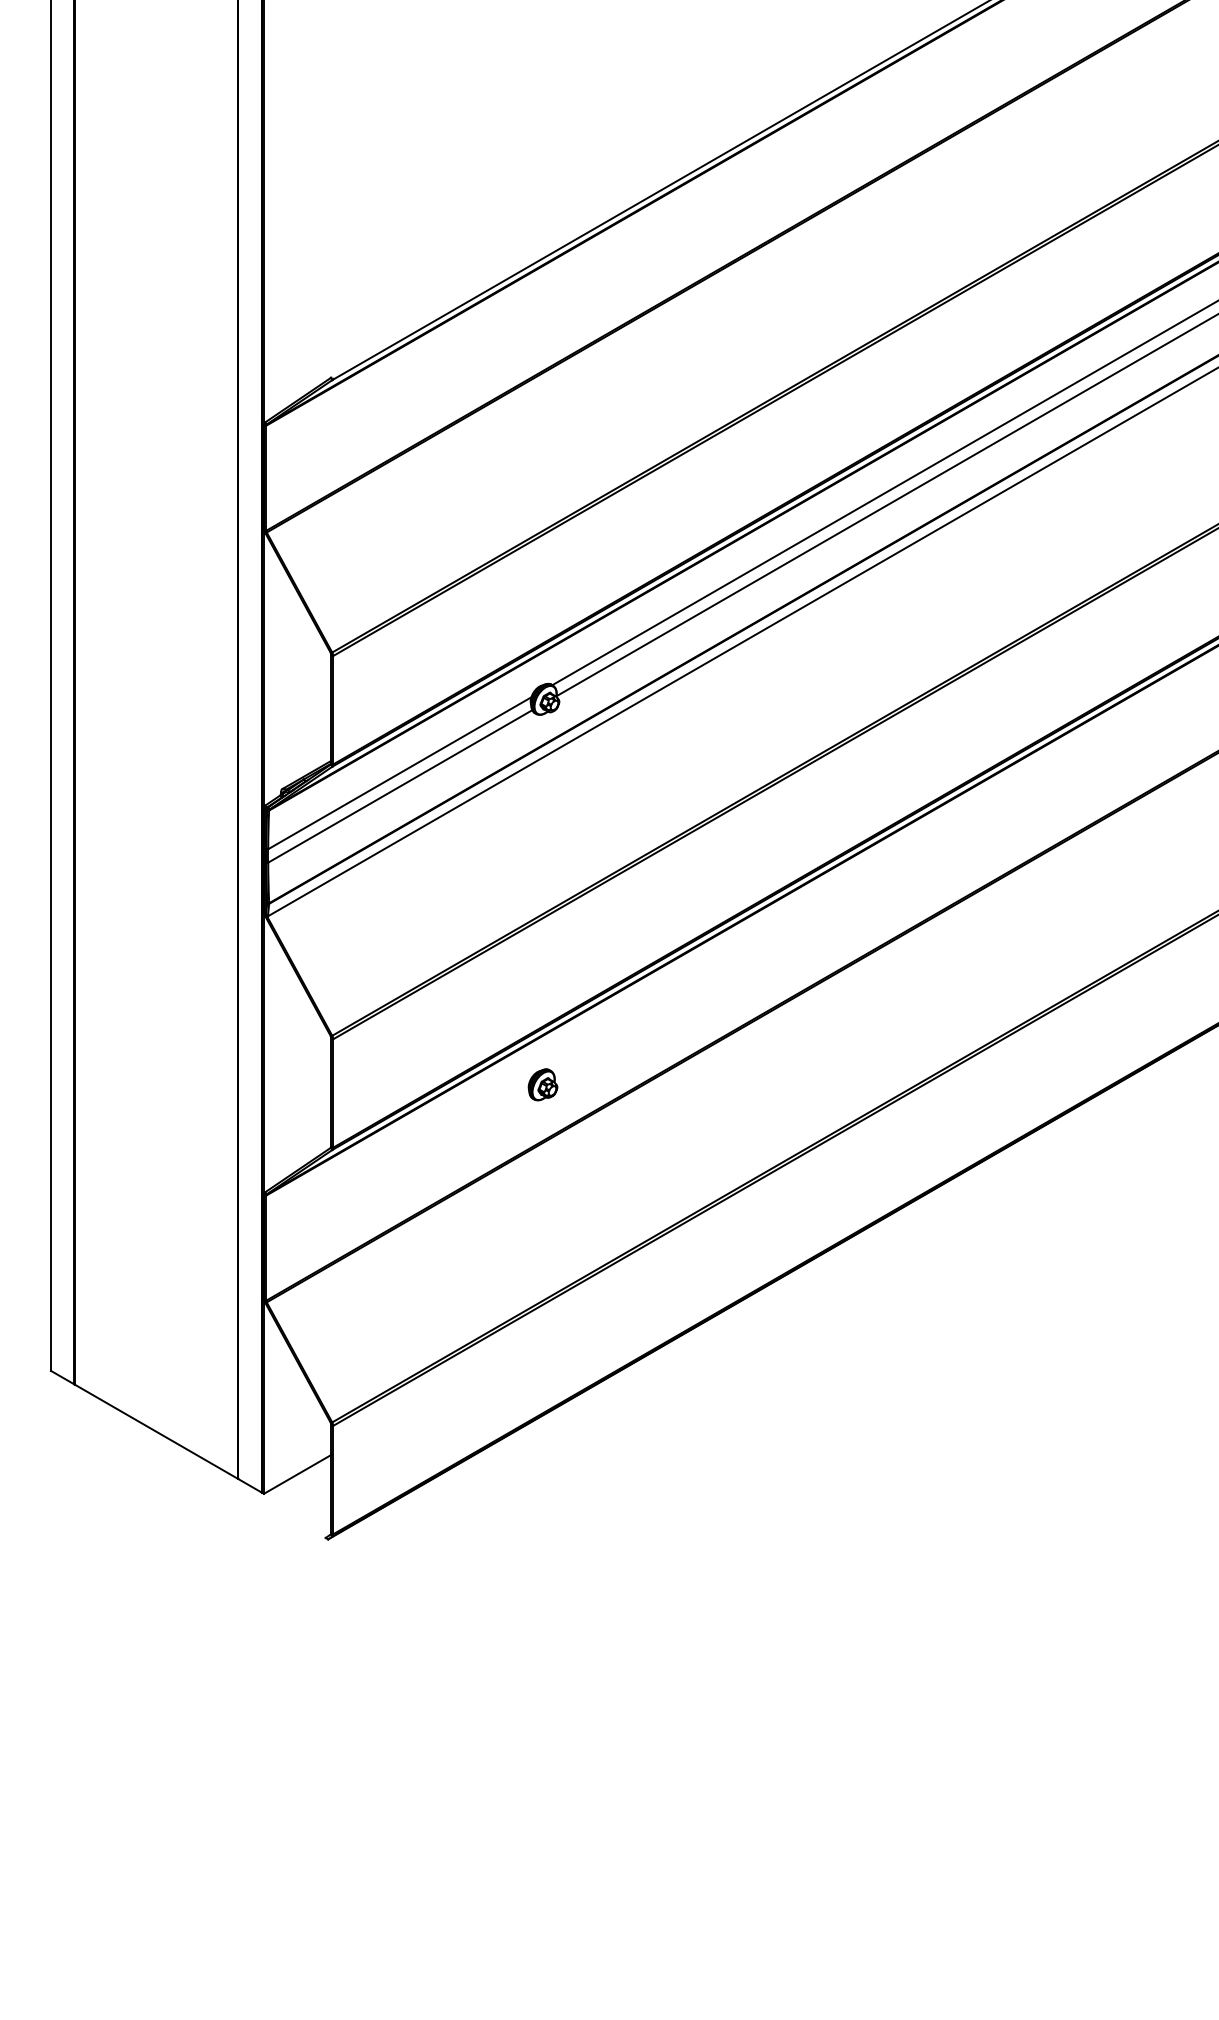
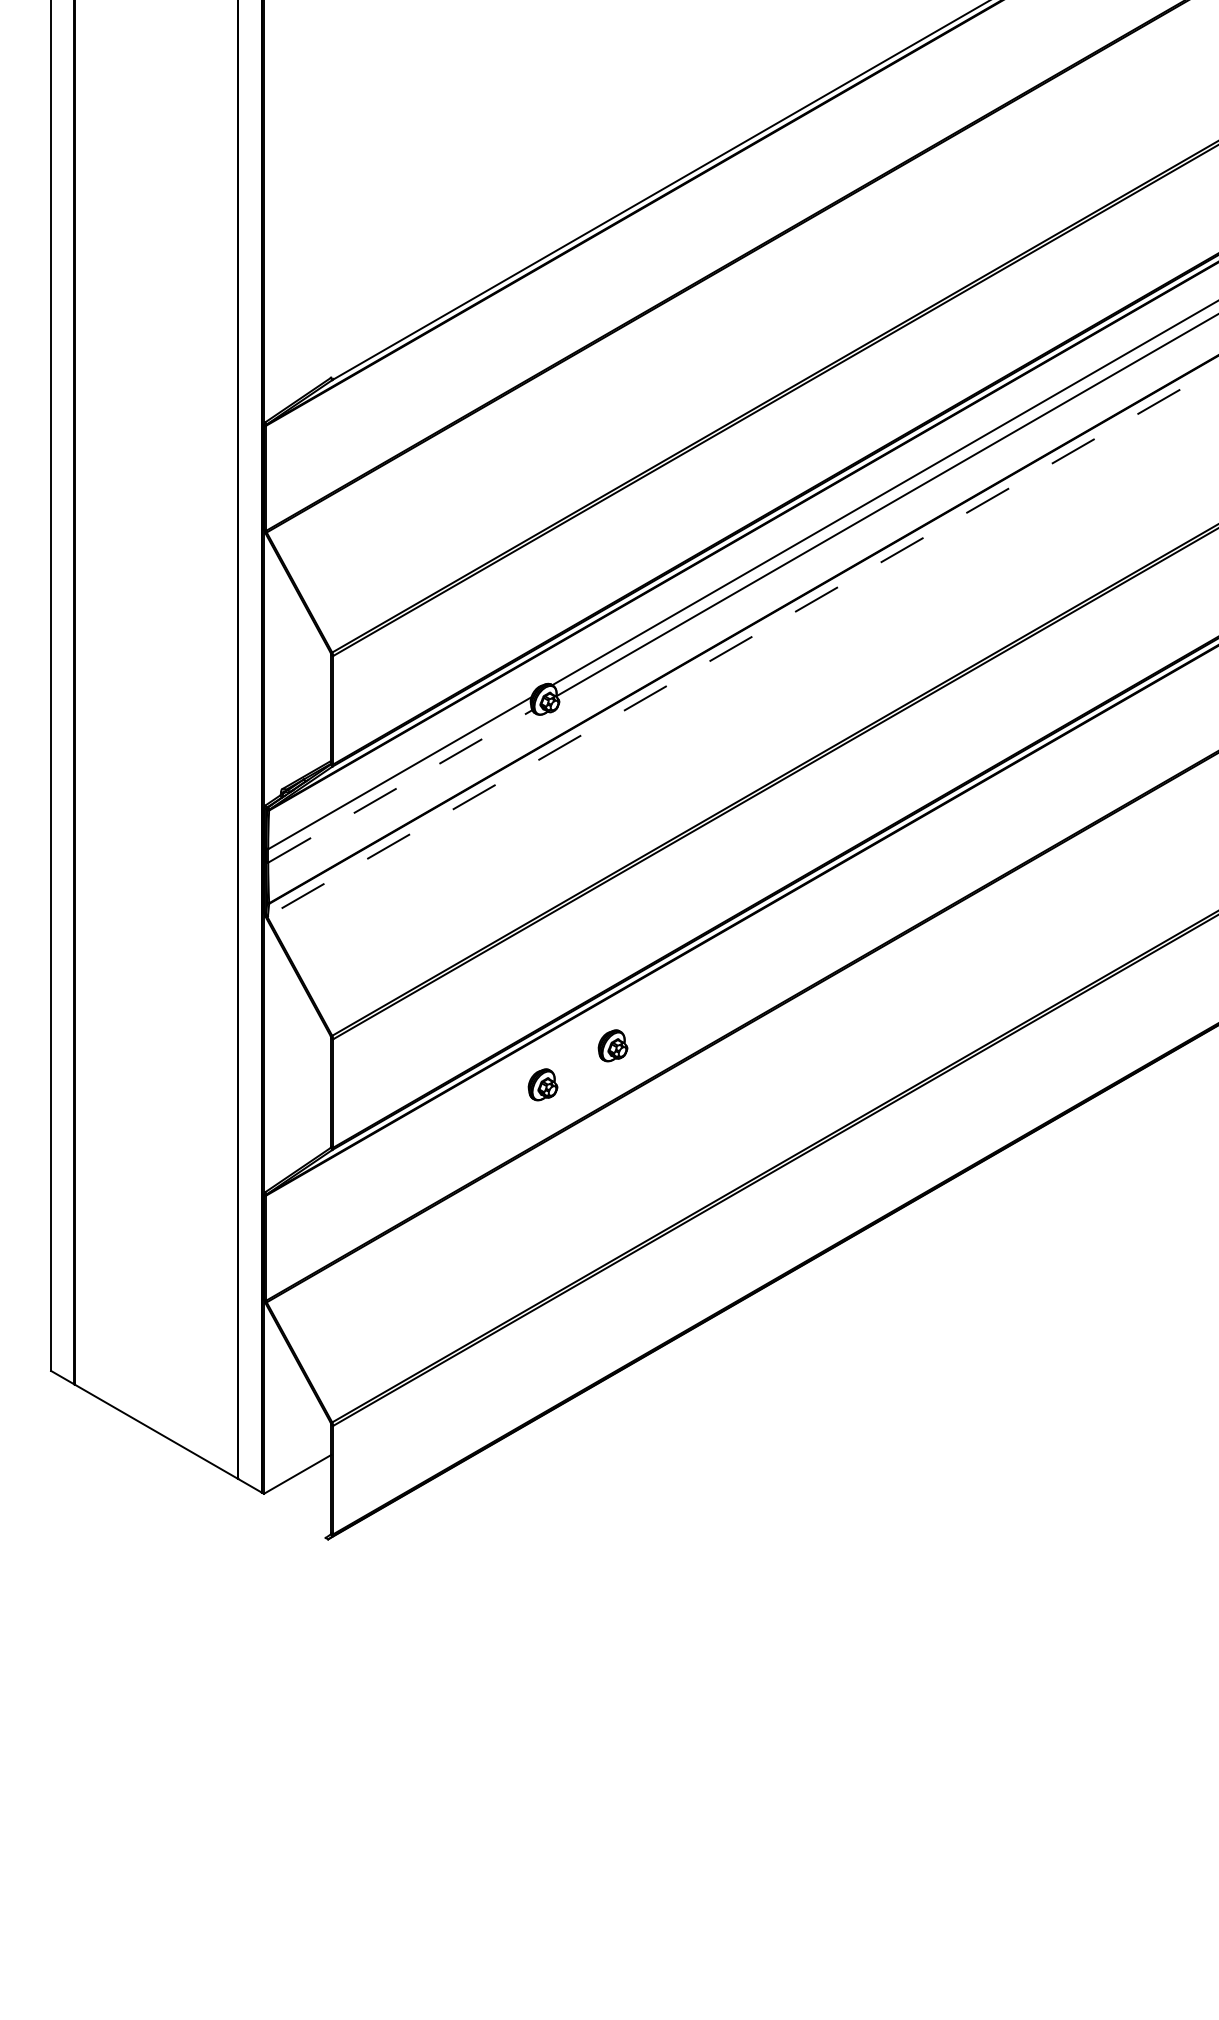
line: solid -> dashed (743, 641)
line: solid -> dashed (400, 786)
part: none -> present (612, 1045)
